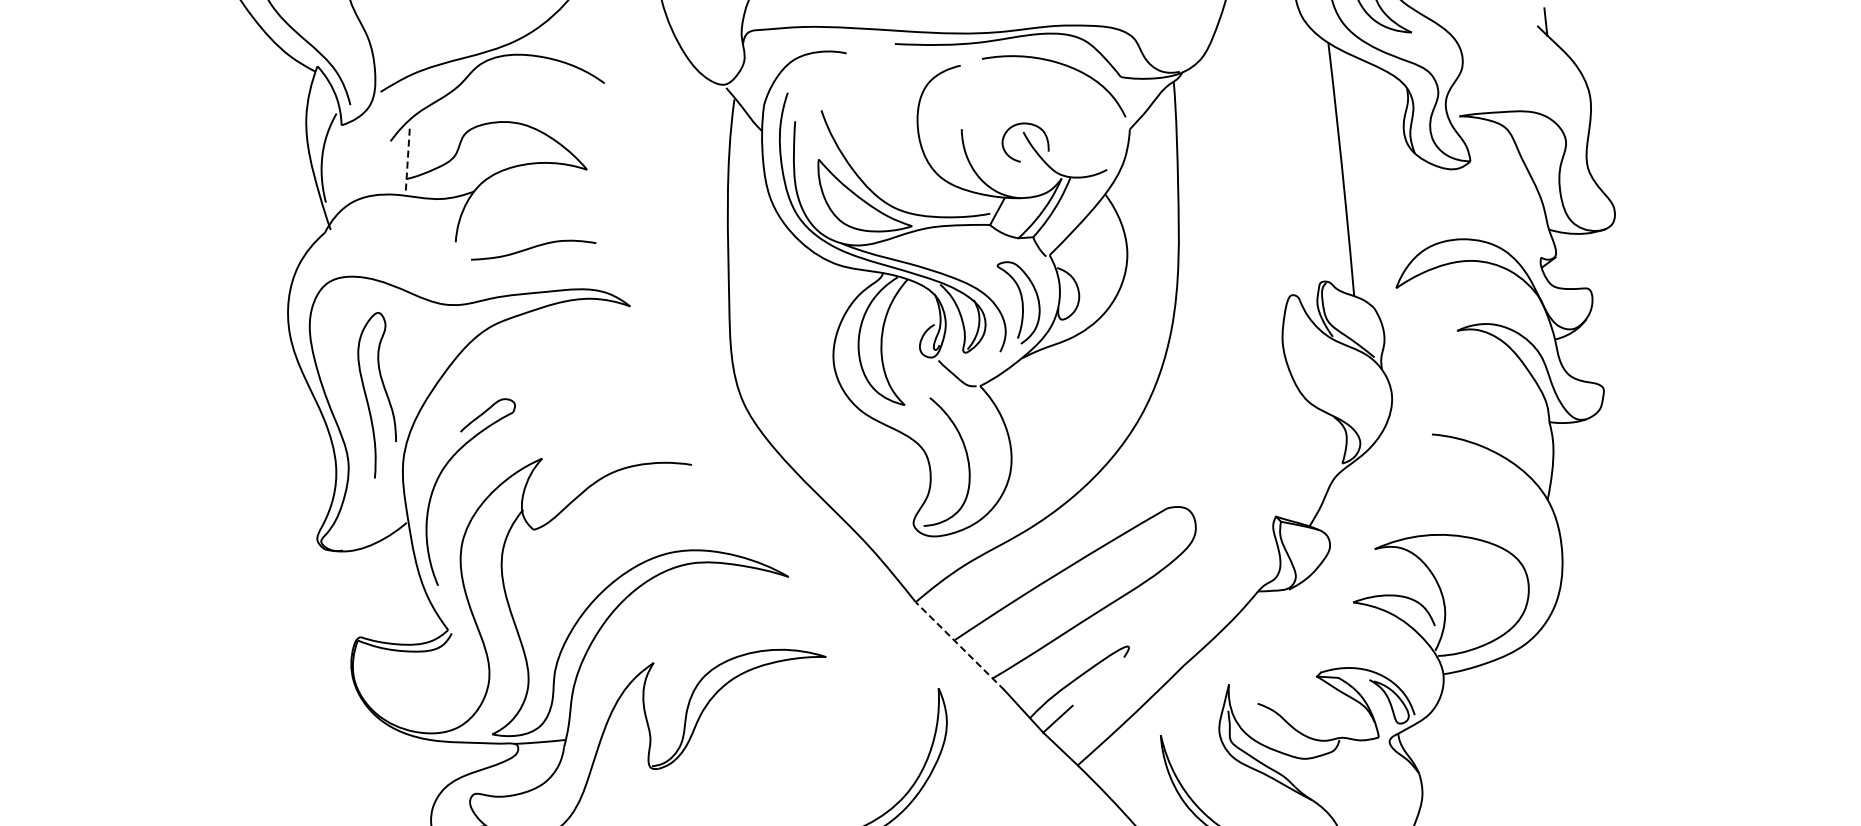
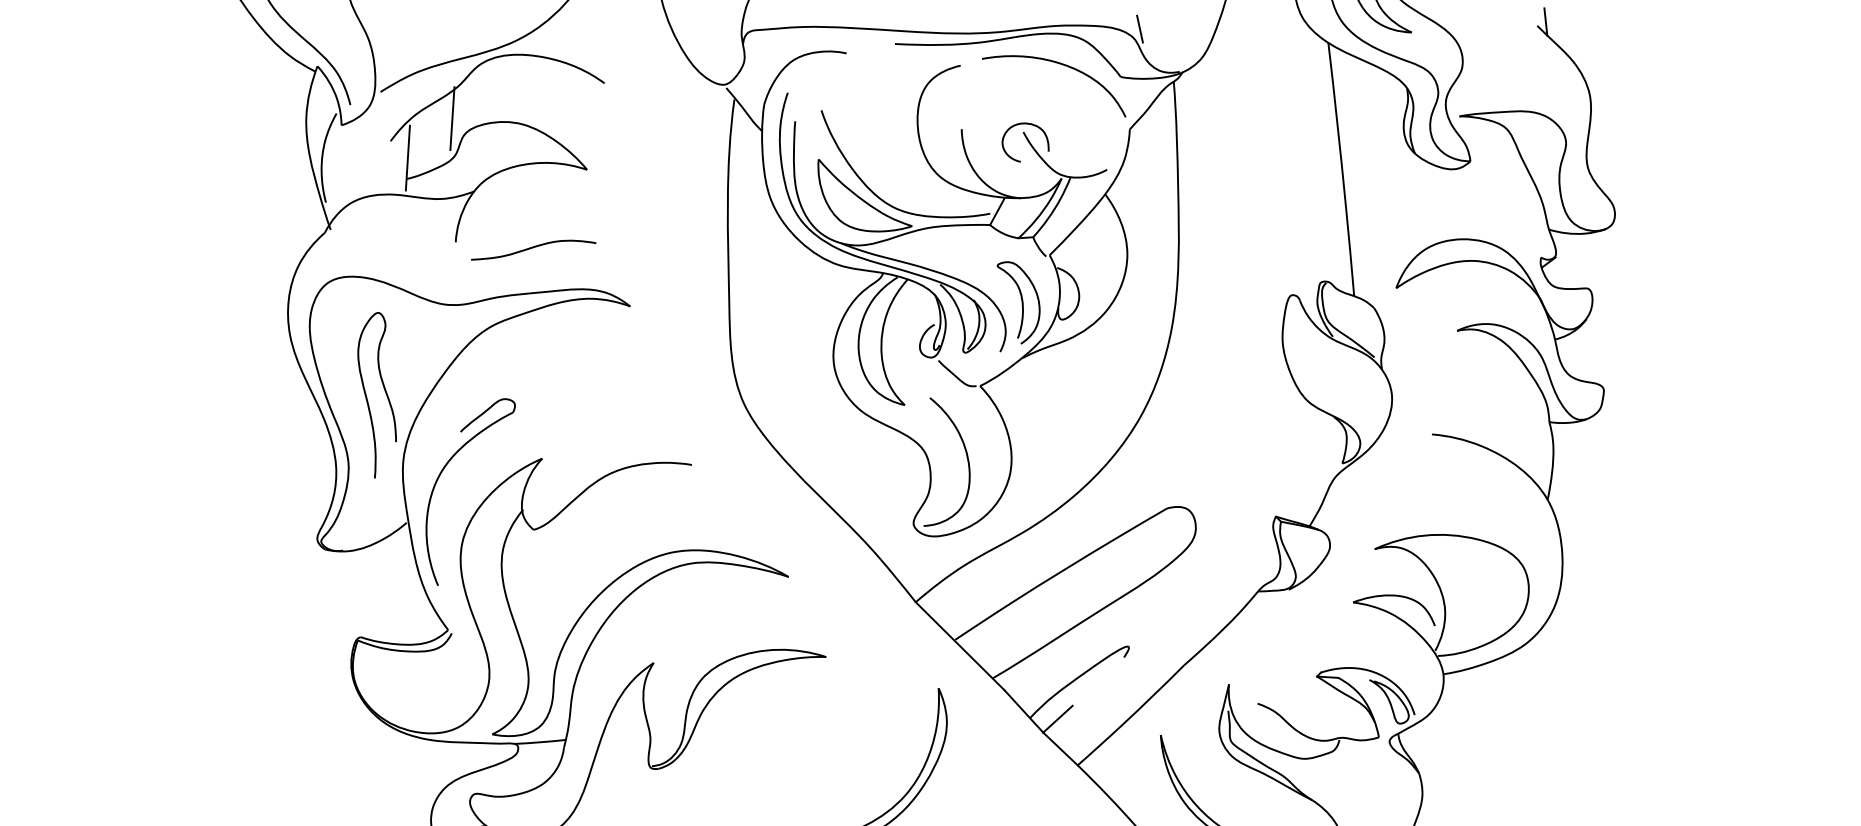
line: none -> present (1139, 28)
line: none -> present (452, 118)
line: dashed -> solid (407, 157)
line: dashed -> solid (960, 646)
